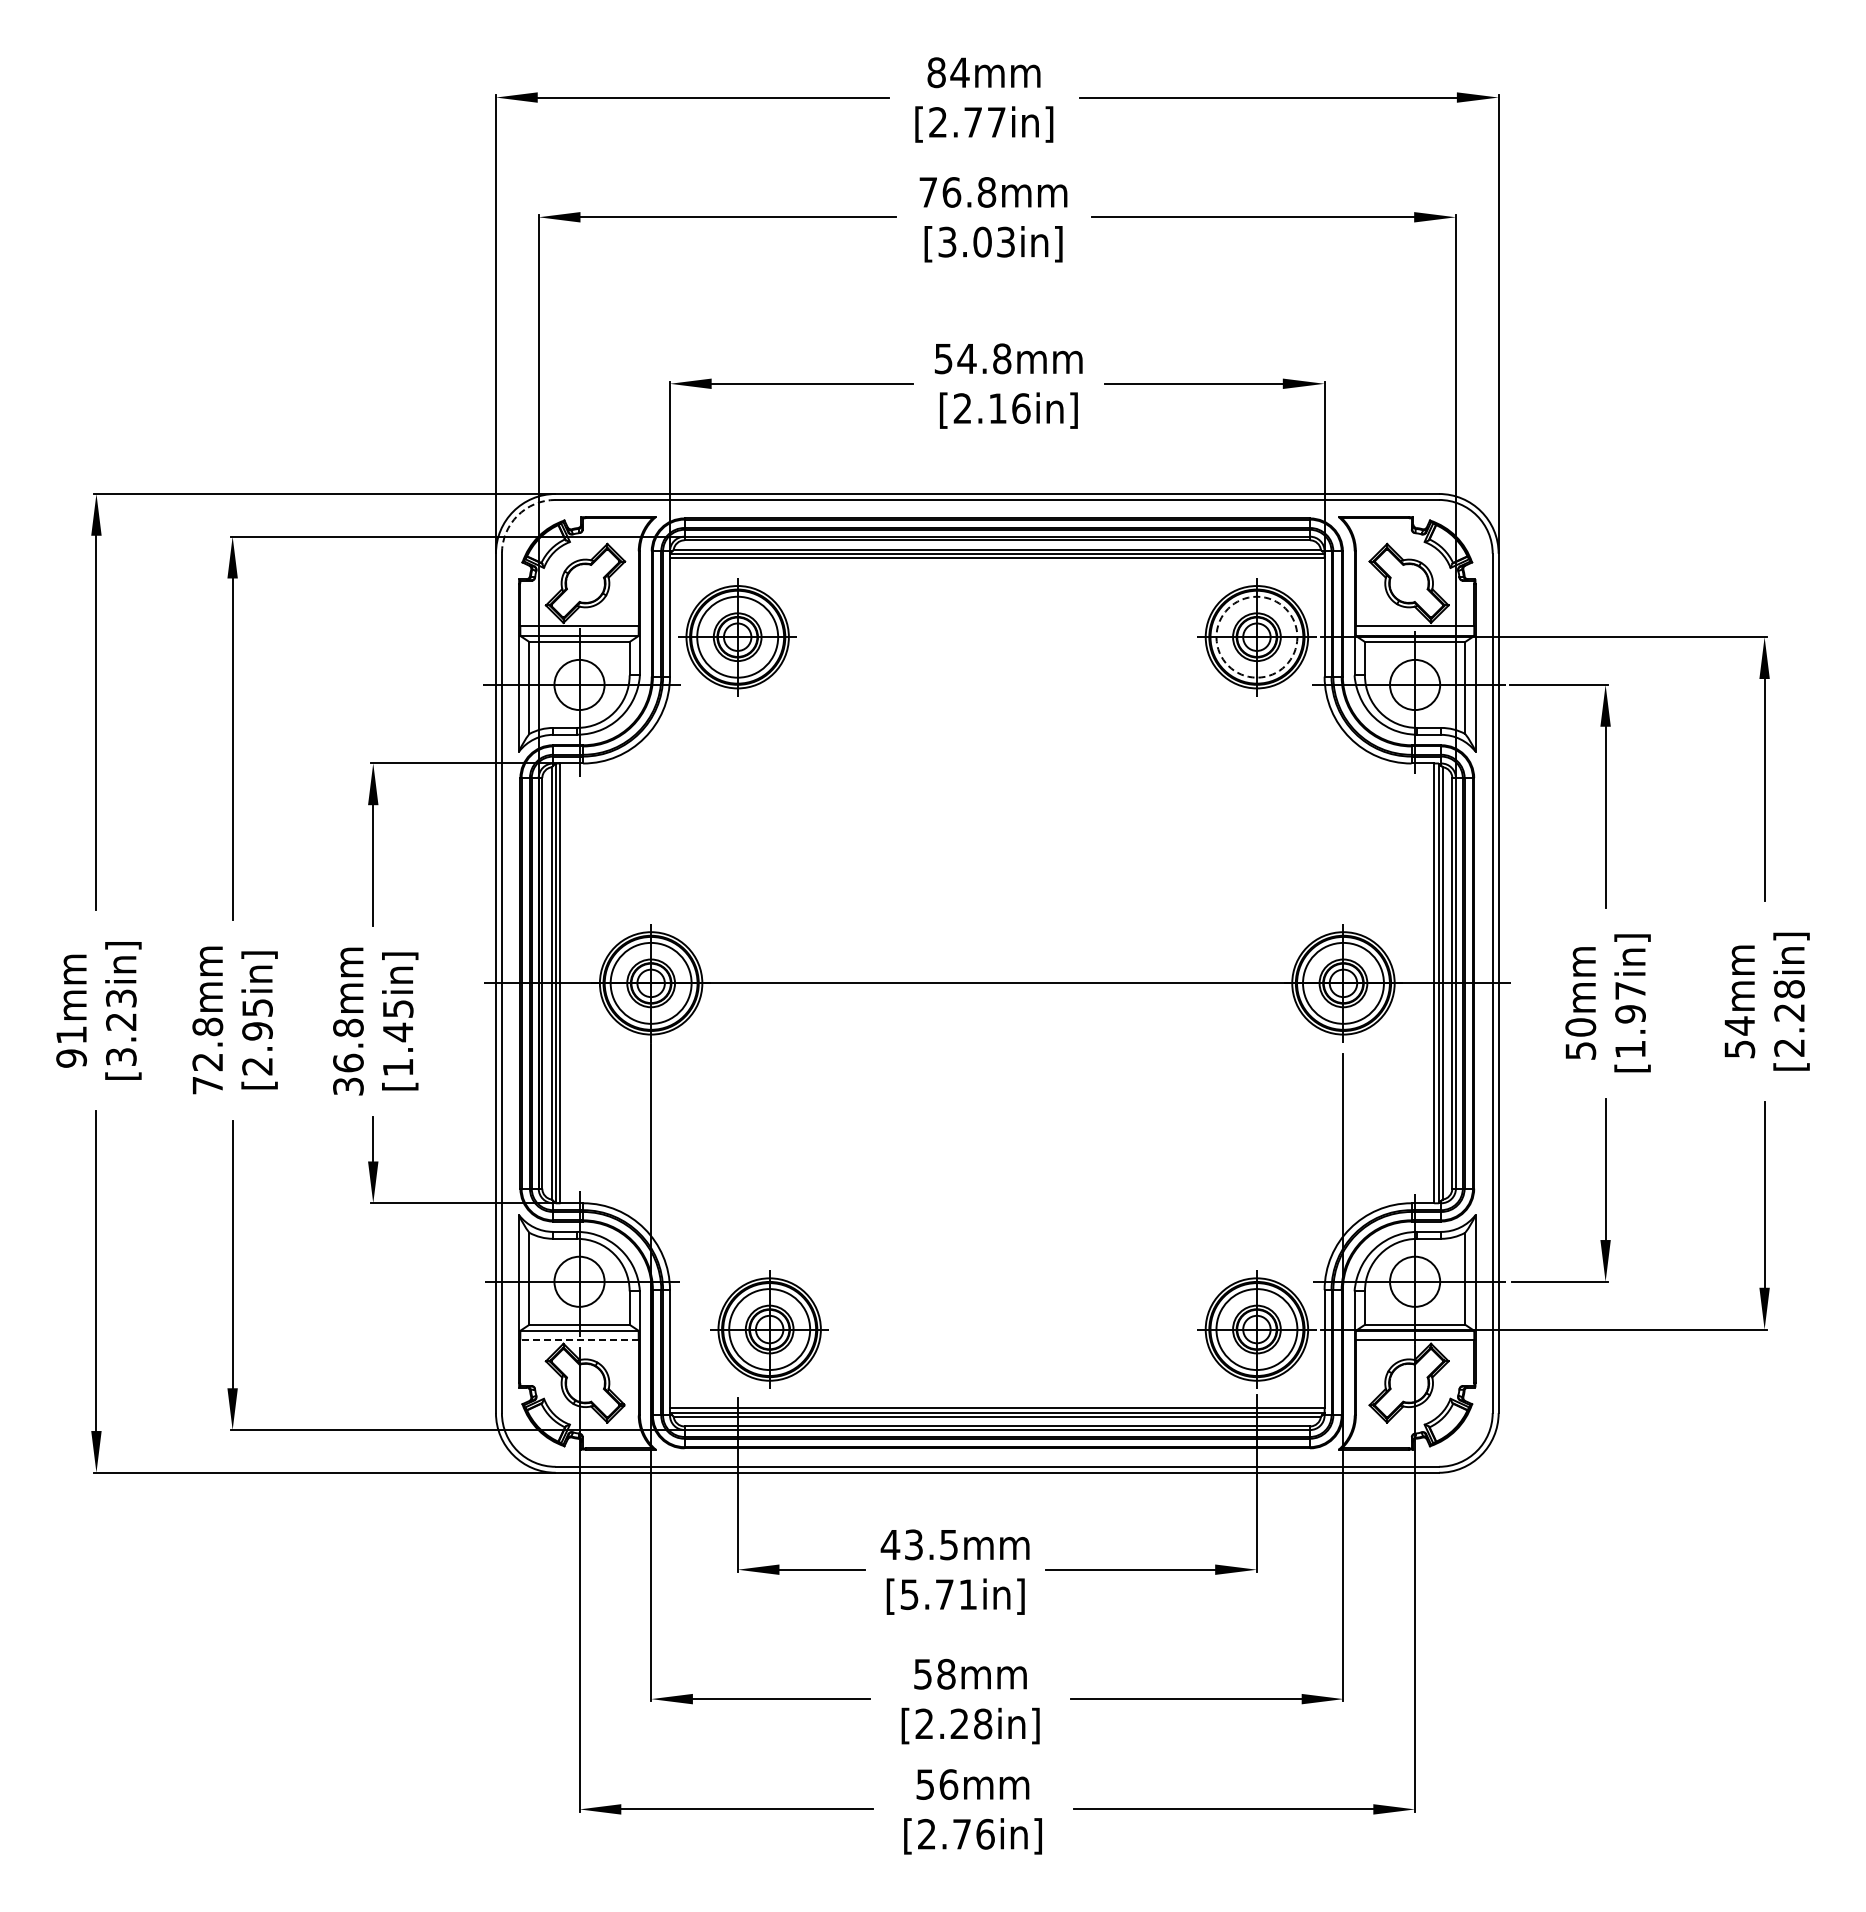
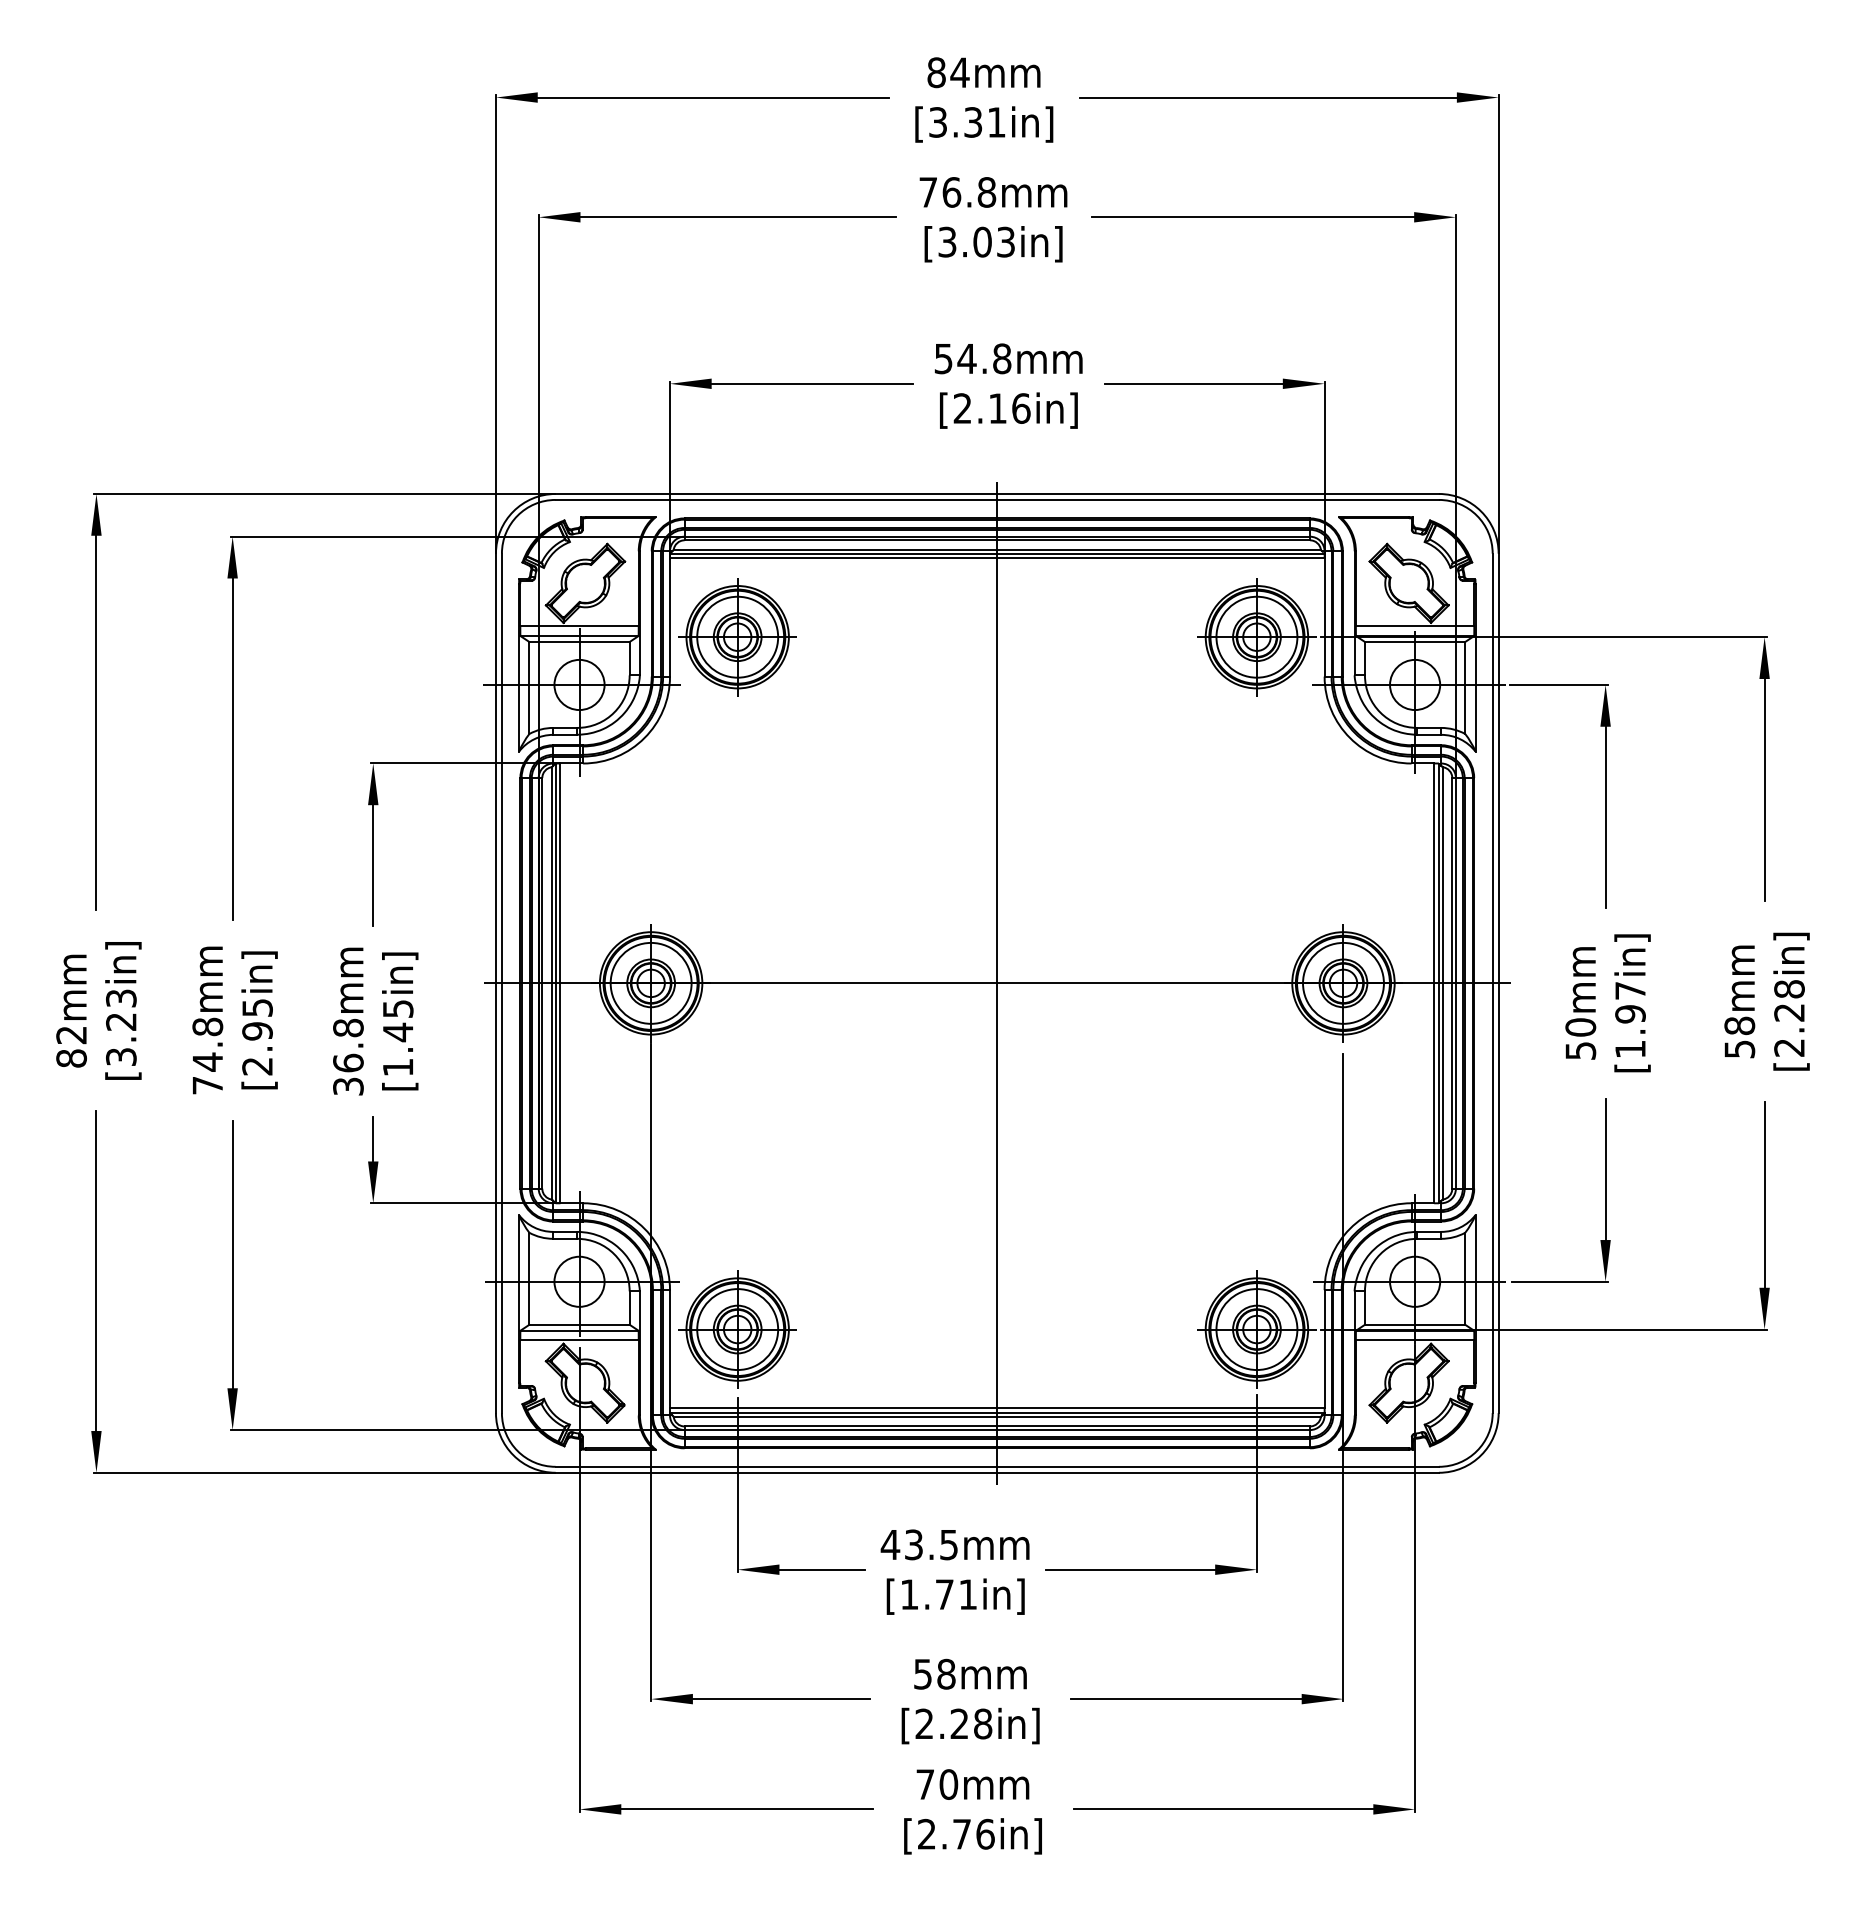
text: [2.77in] -> [3.31in] (967, 122)
arc: dashed -> solid (517, 515)
circle: dashed -> solid (1256, 636)
line: none -> present (997, 983)
text: 54mm -> 58mm (1739, 1025)
text: 91mm -> 82mm (71, 1046)
text: 72.8mm -> 74.8mm (207, 1061)
part position: (769, 1329) -> (737, 1329) (737, 1329)
line: dashed -> solid (579, 1340)
text: [5.71in] -> [1.71in] (909, 1594)
text: 56mm -> 70mm (937, 1784)
